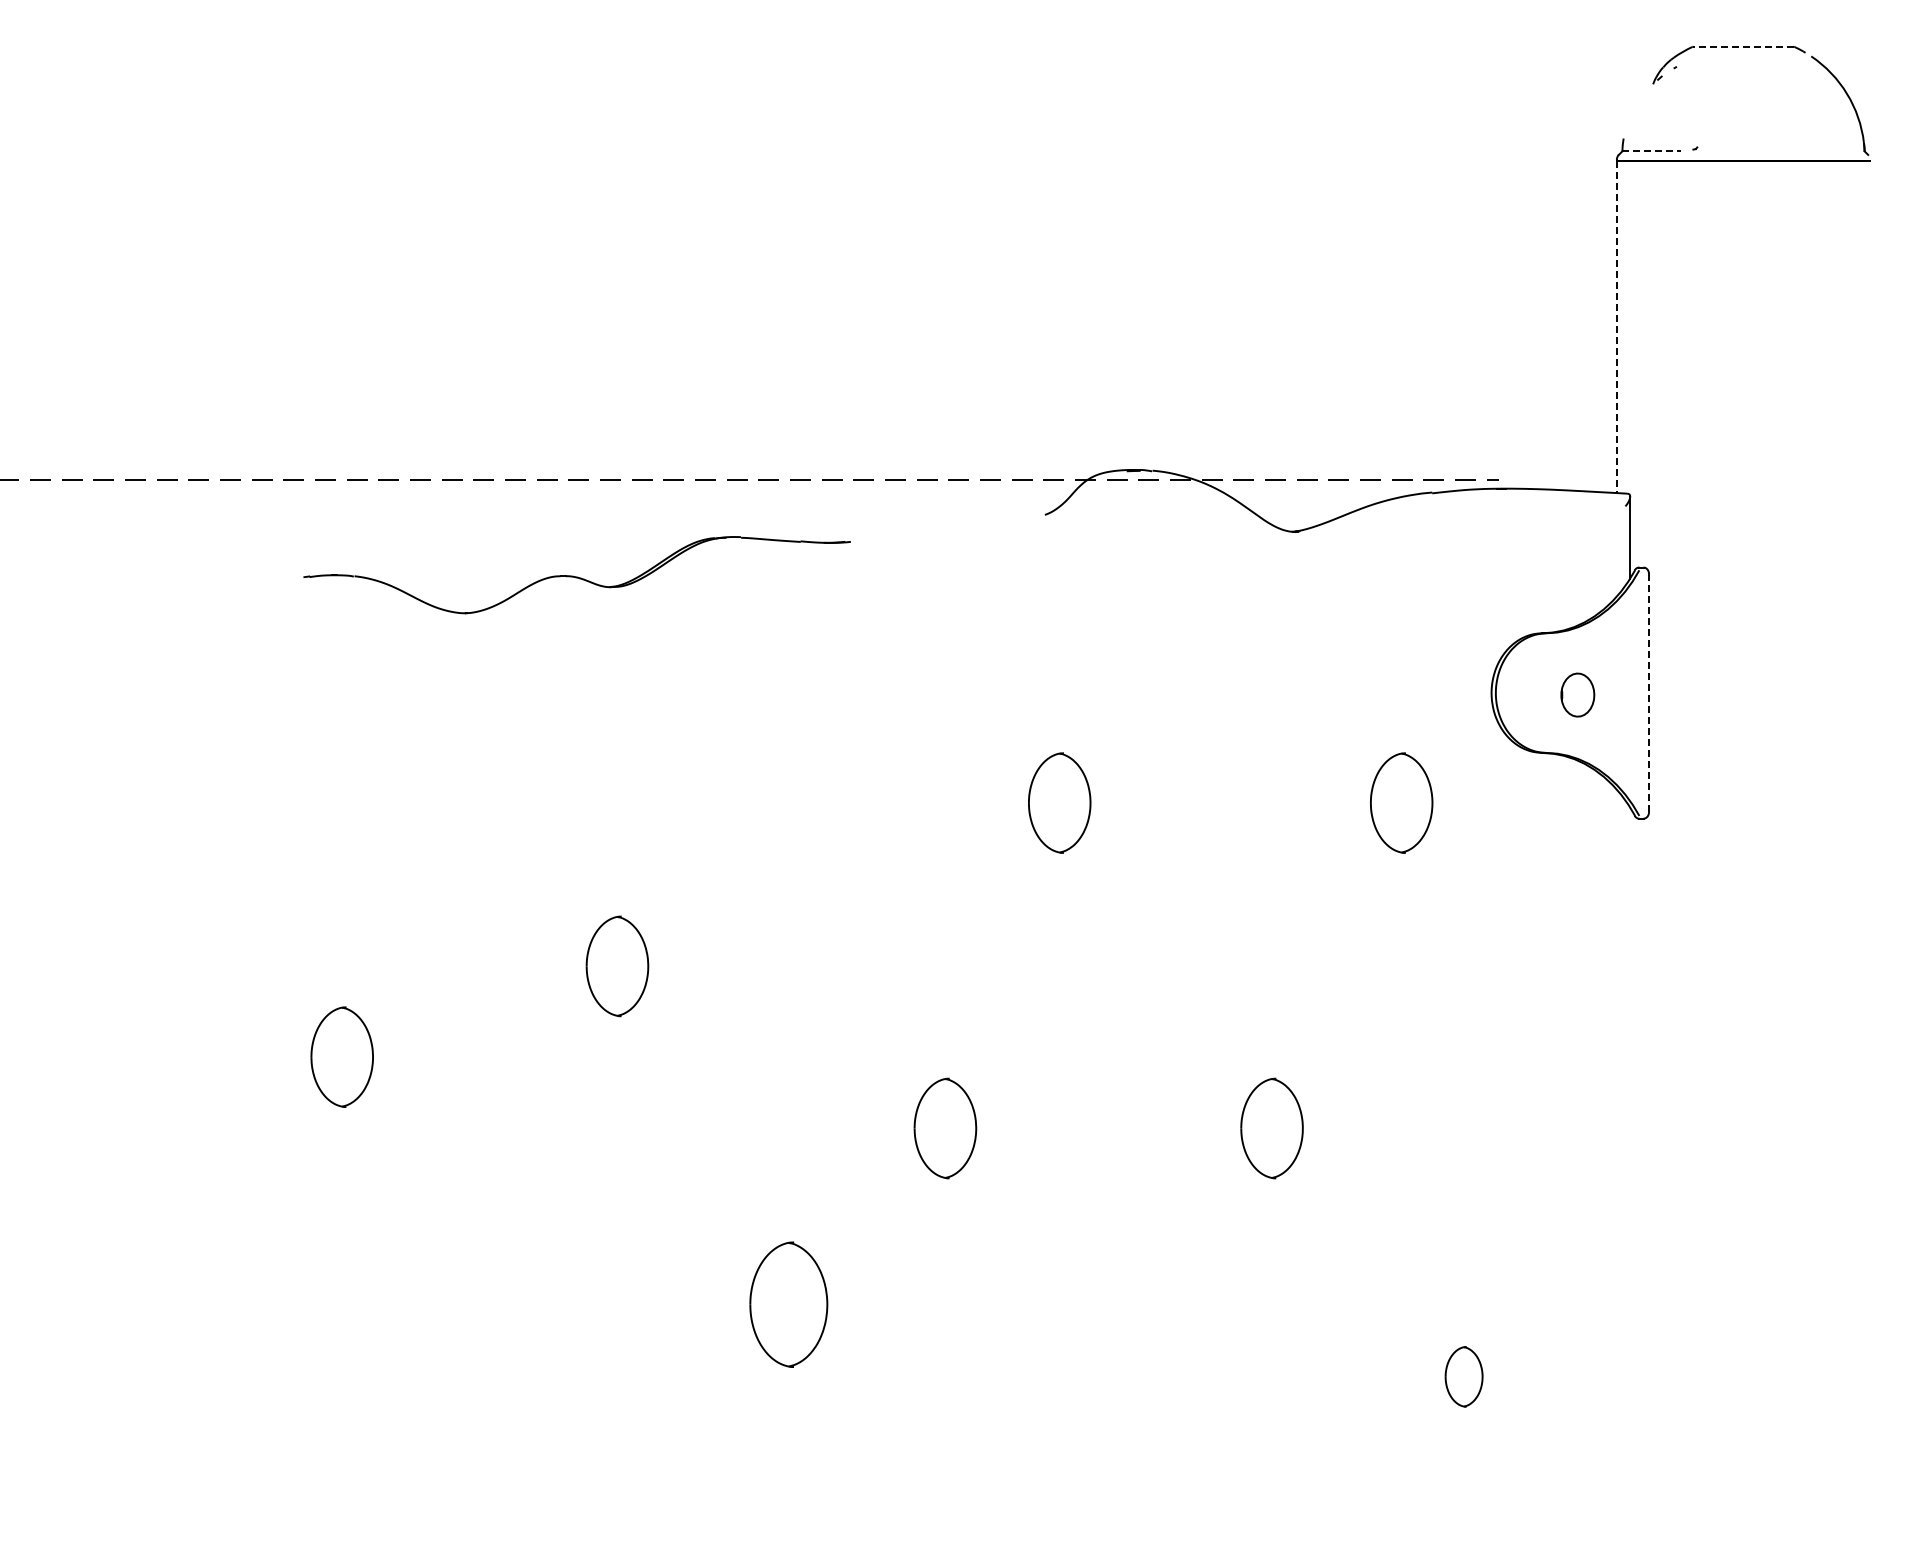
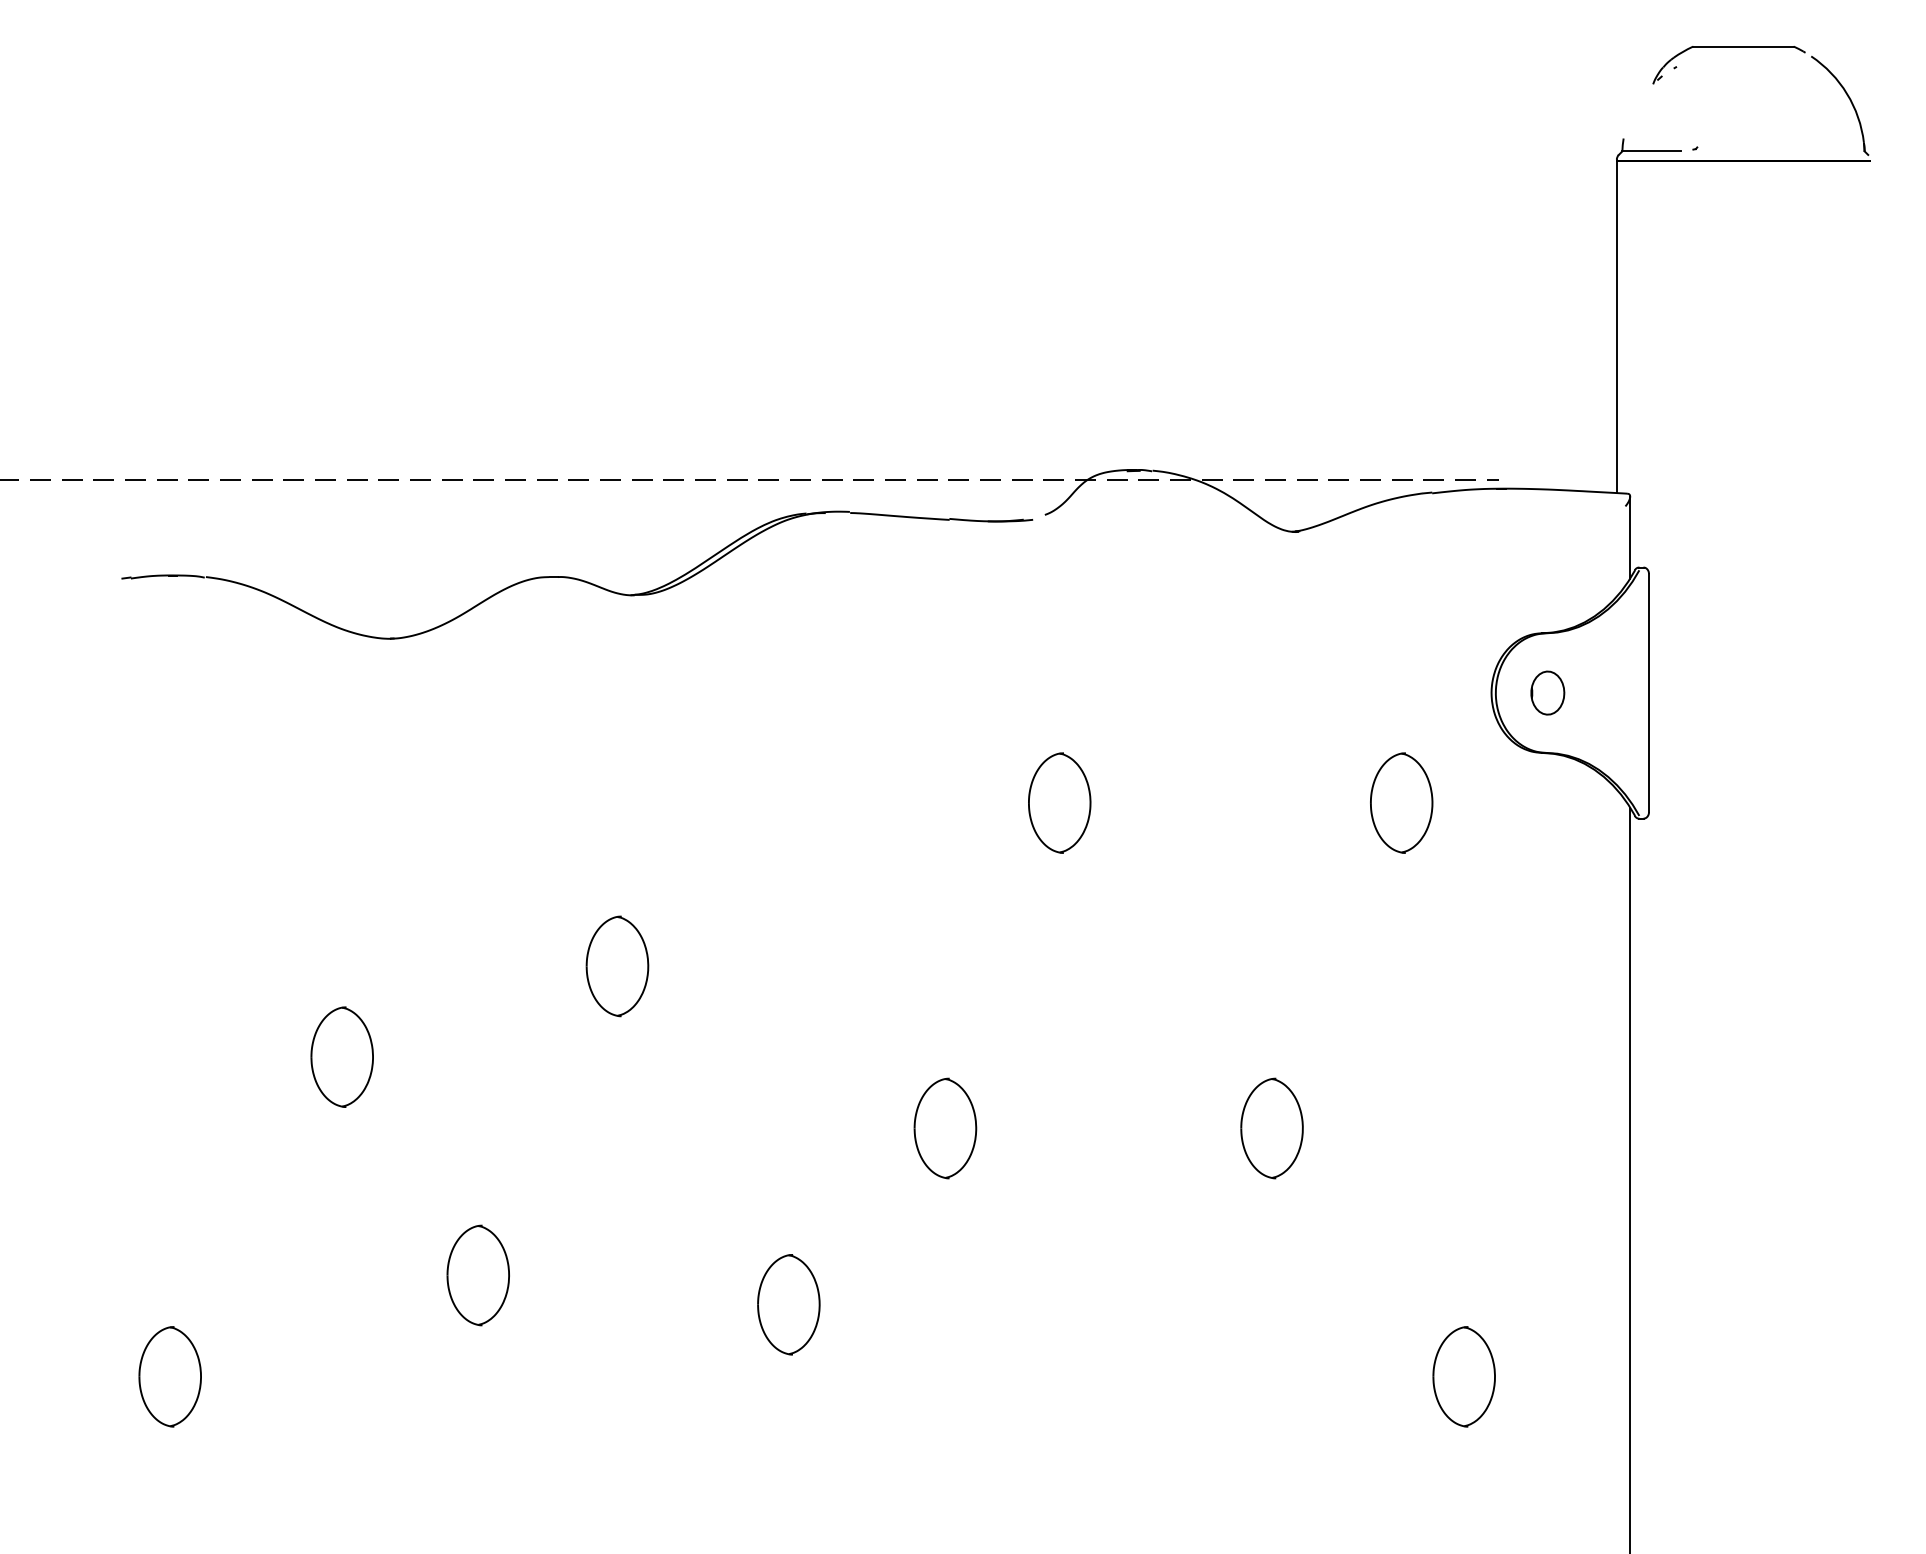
line: dashed -> solid (1743, 46)
line: dashed -> solid (1652, 151)
line: dashed -> solid (1616, 327)
part size: 548x79 px -> 913x130 px (577, 574)
line: dashed -> solid (1649, 693)
part position: (1577, 694) -> (1547, 692) (1547, 692)
line: none -> present (1630, 1178)
part: none -> present (477, 1275)
part size: 80x127 px -> 64x102 px (788, 1304)
part: none -> present (169, 1376)
part size: 40x62 px -> 64x102 px (1463, 1376)
